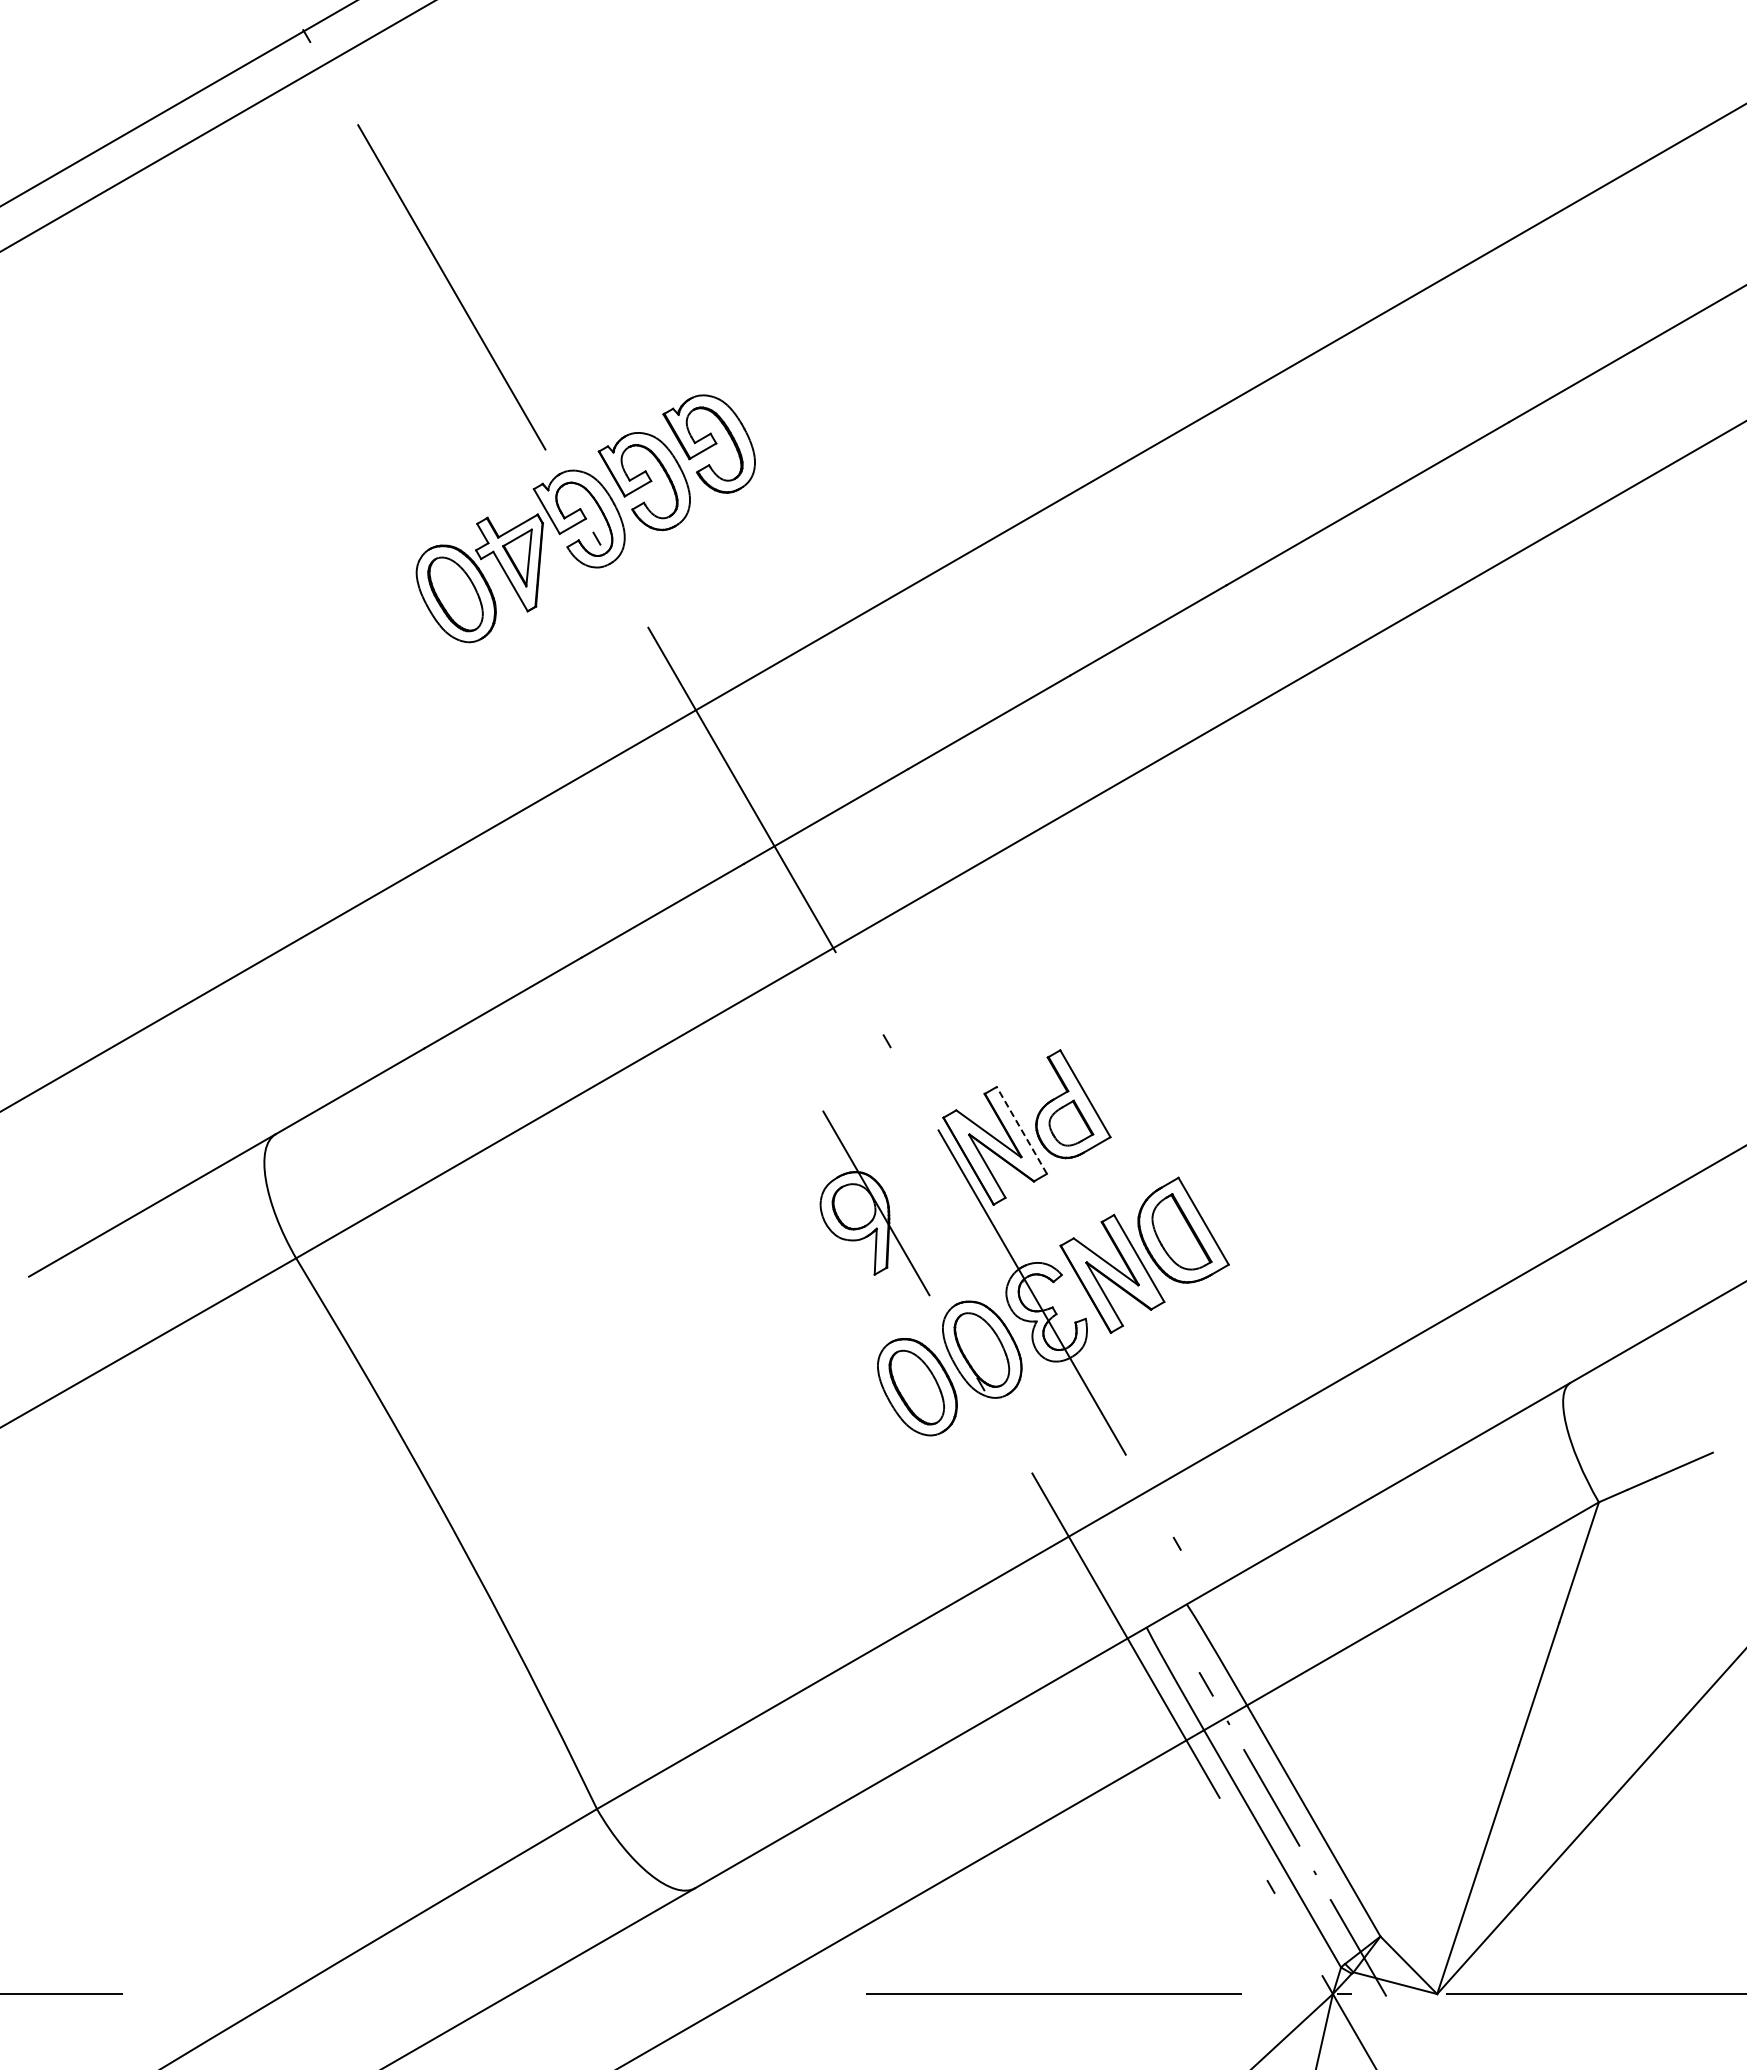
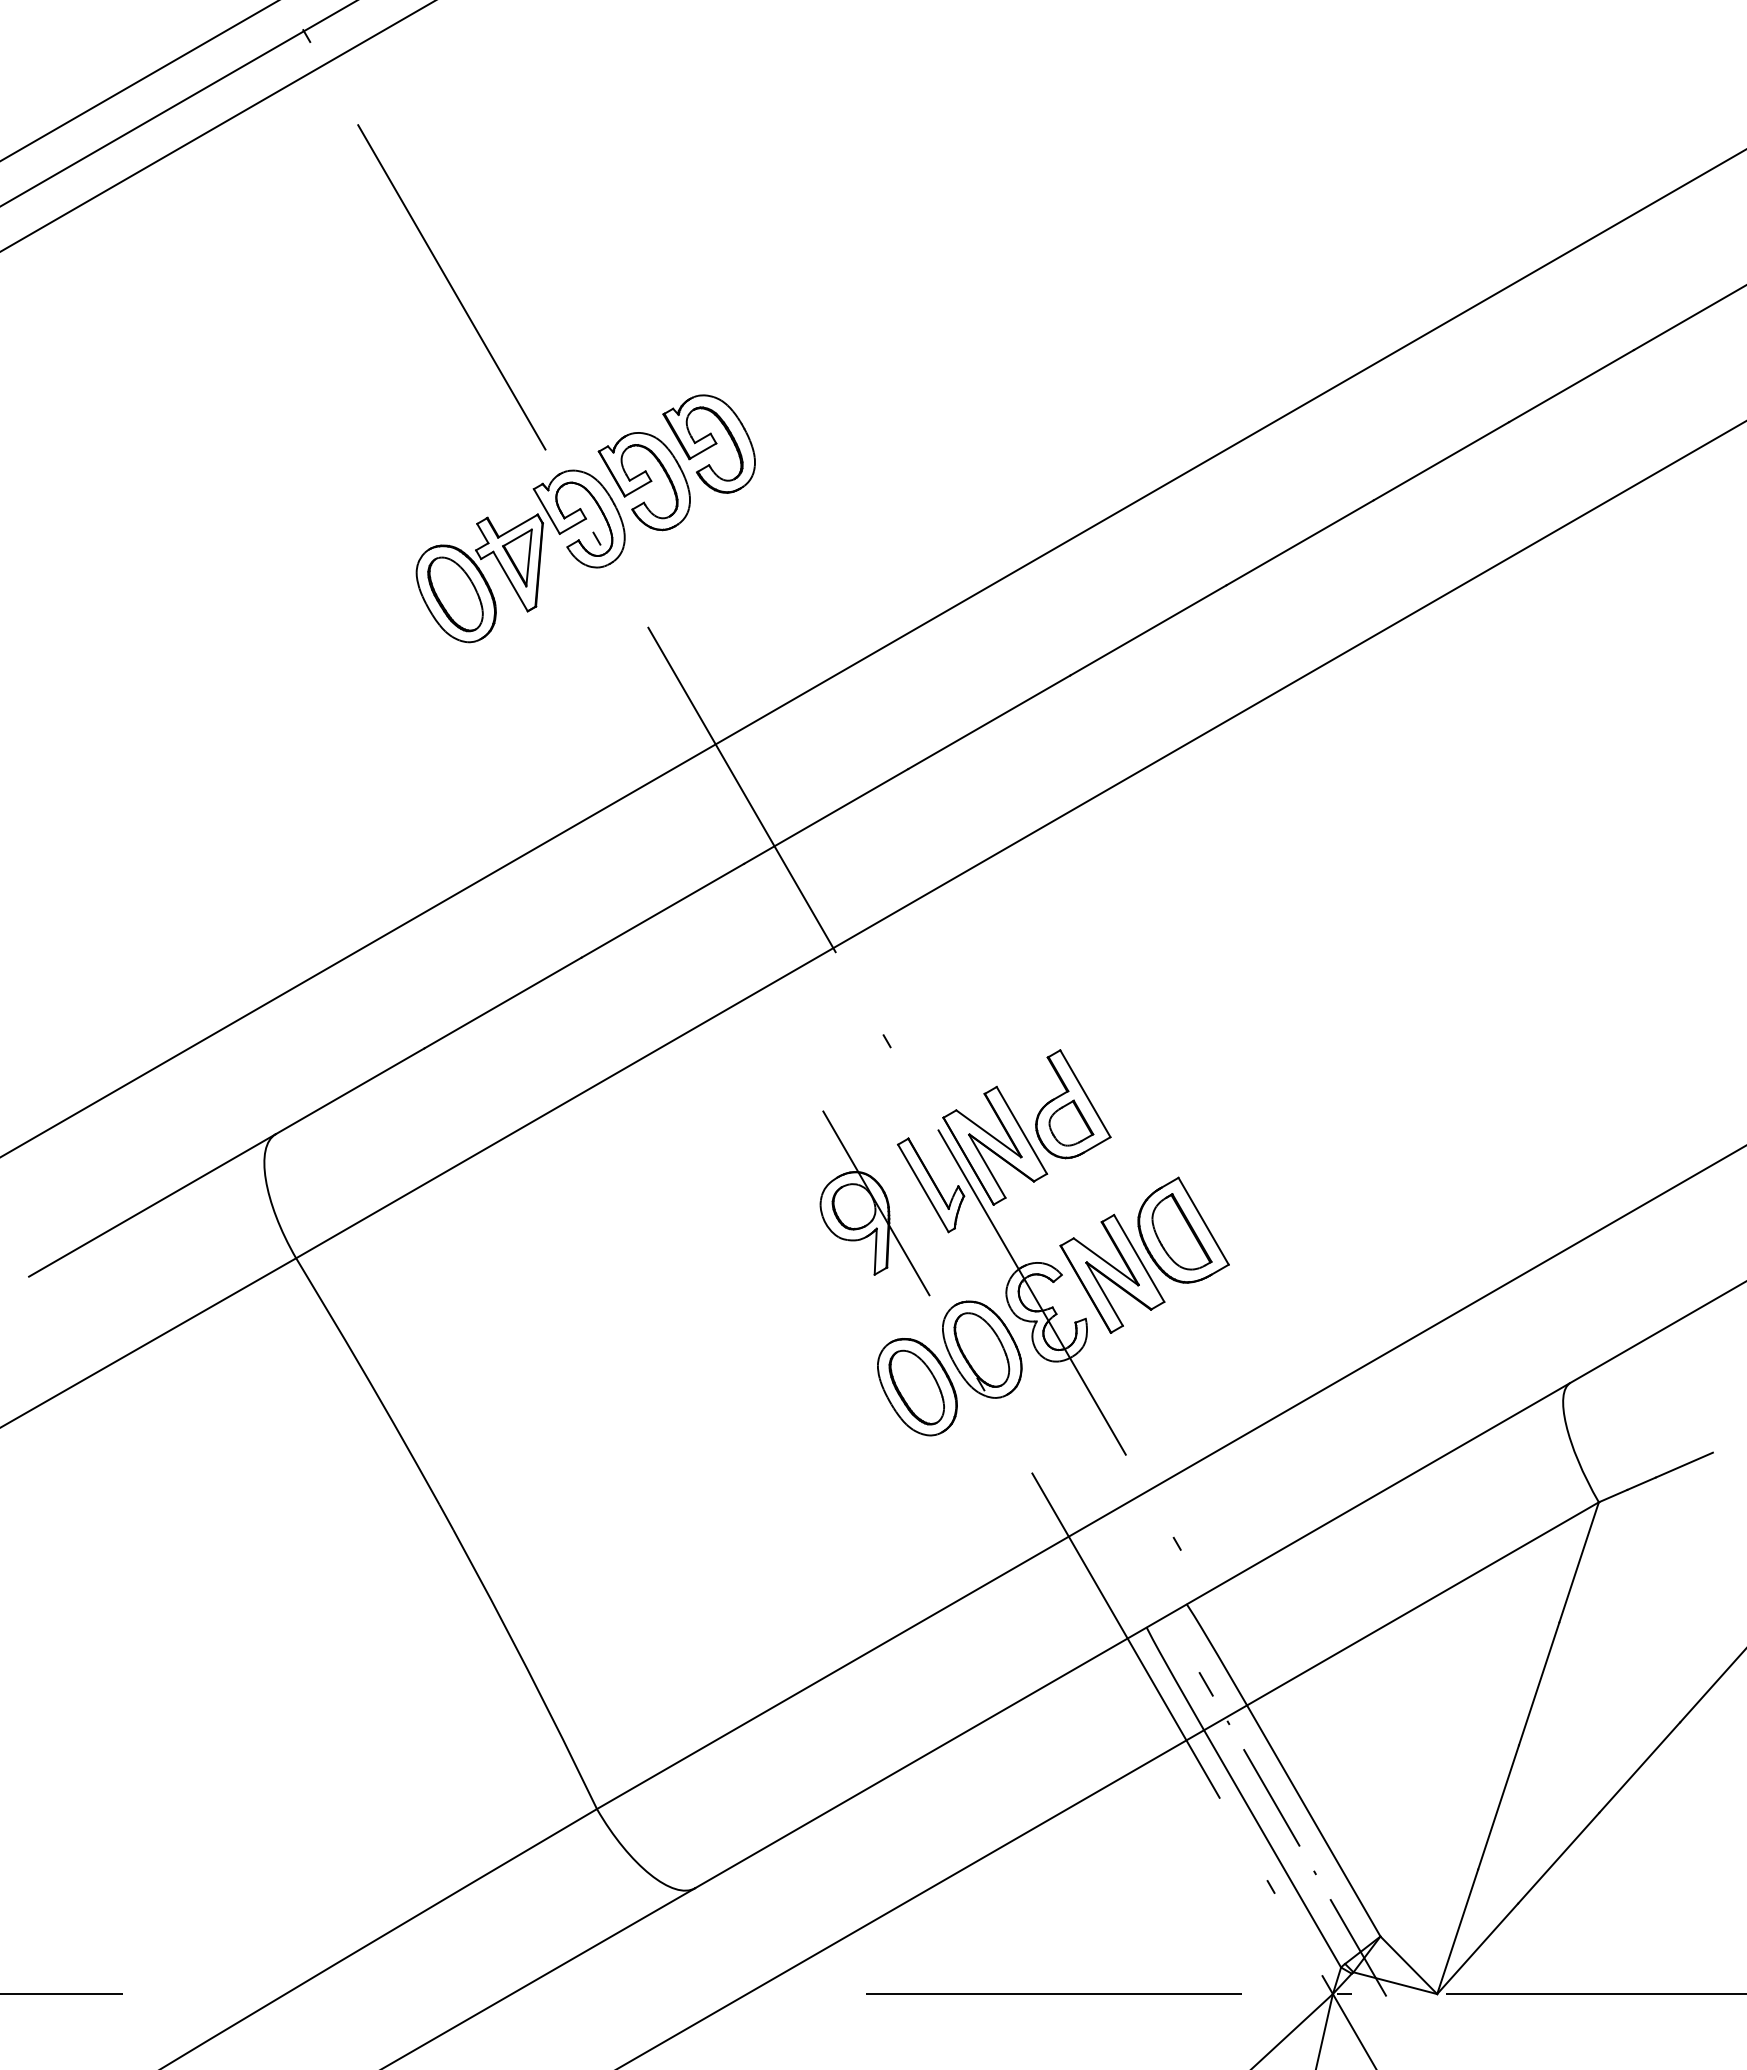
line: none -> present (138, 81)
line position: (872, 607) -> (872, 653) (872, 653)
line: dashed -> solid (1021, 1130)
part: none -> present (931, 1185)
